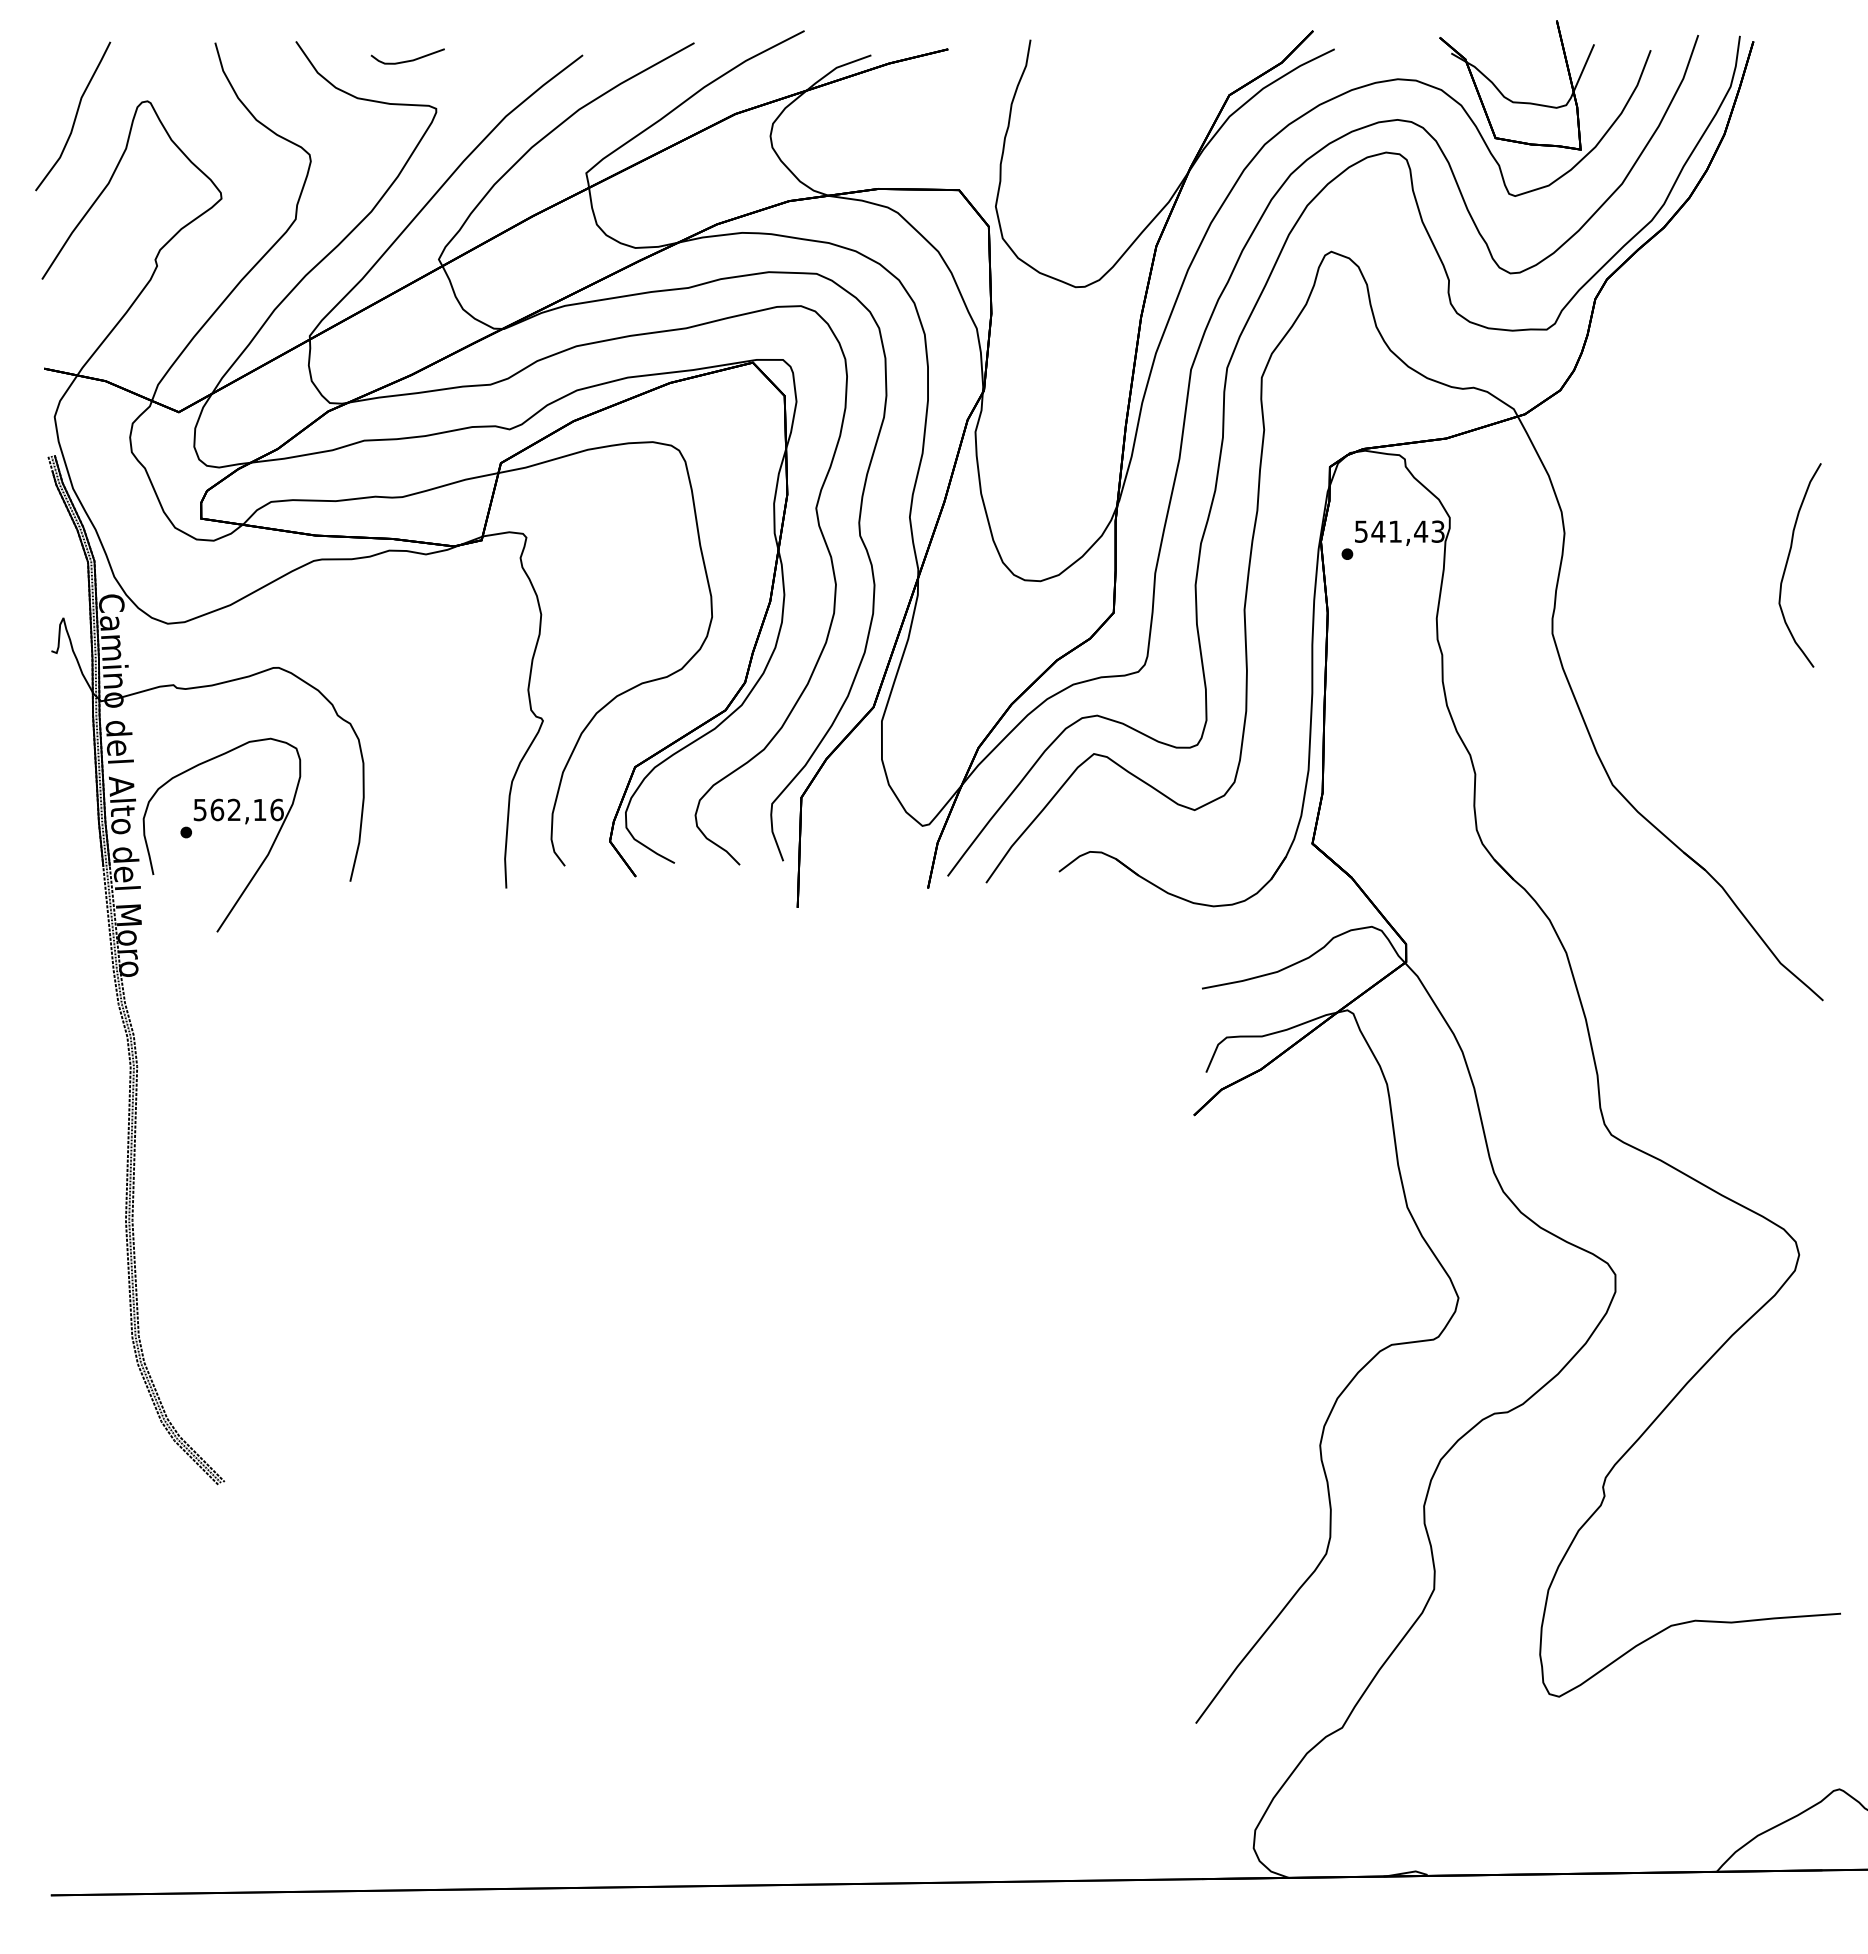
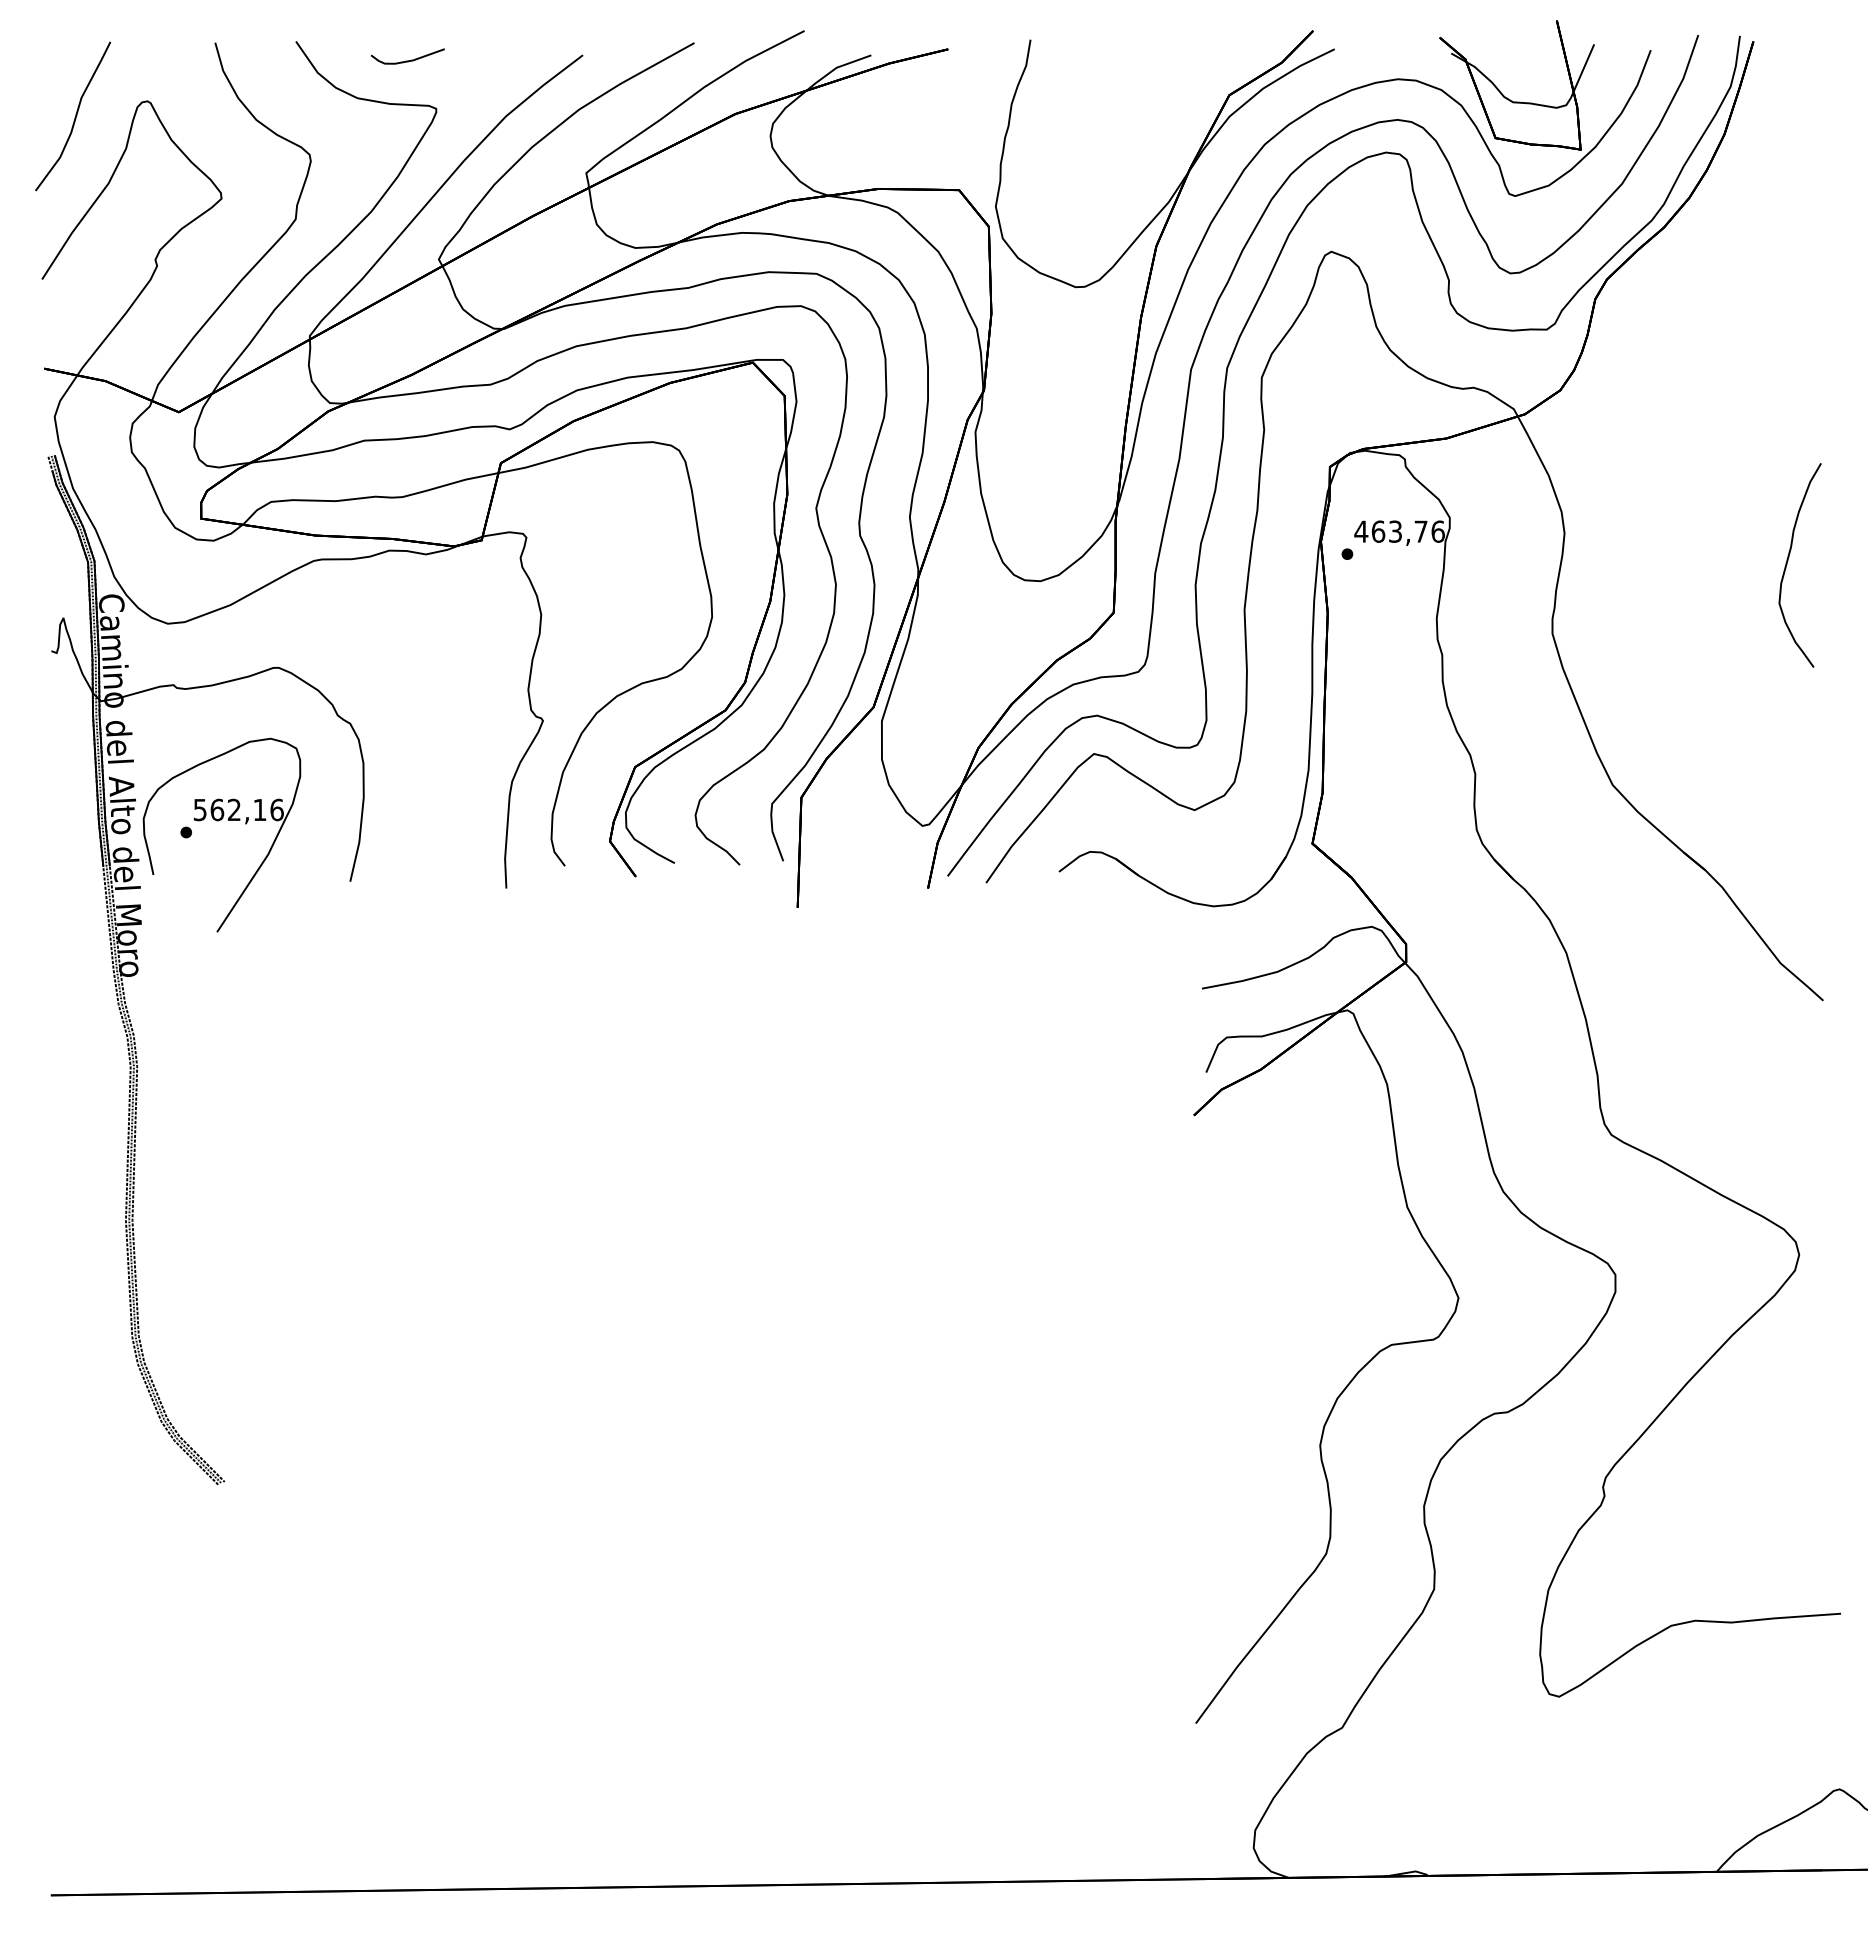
text: 541,43 -> 463,76 (1399, 531)
